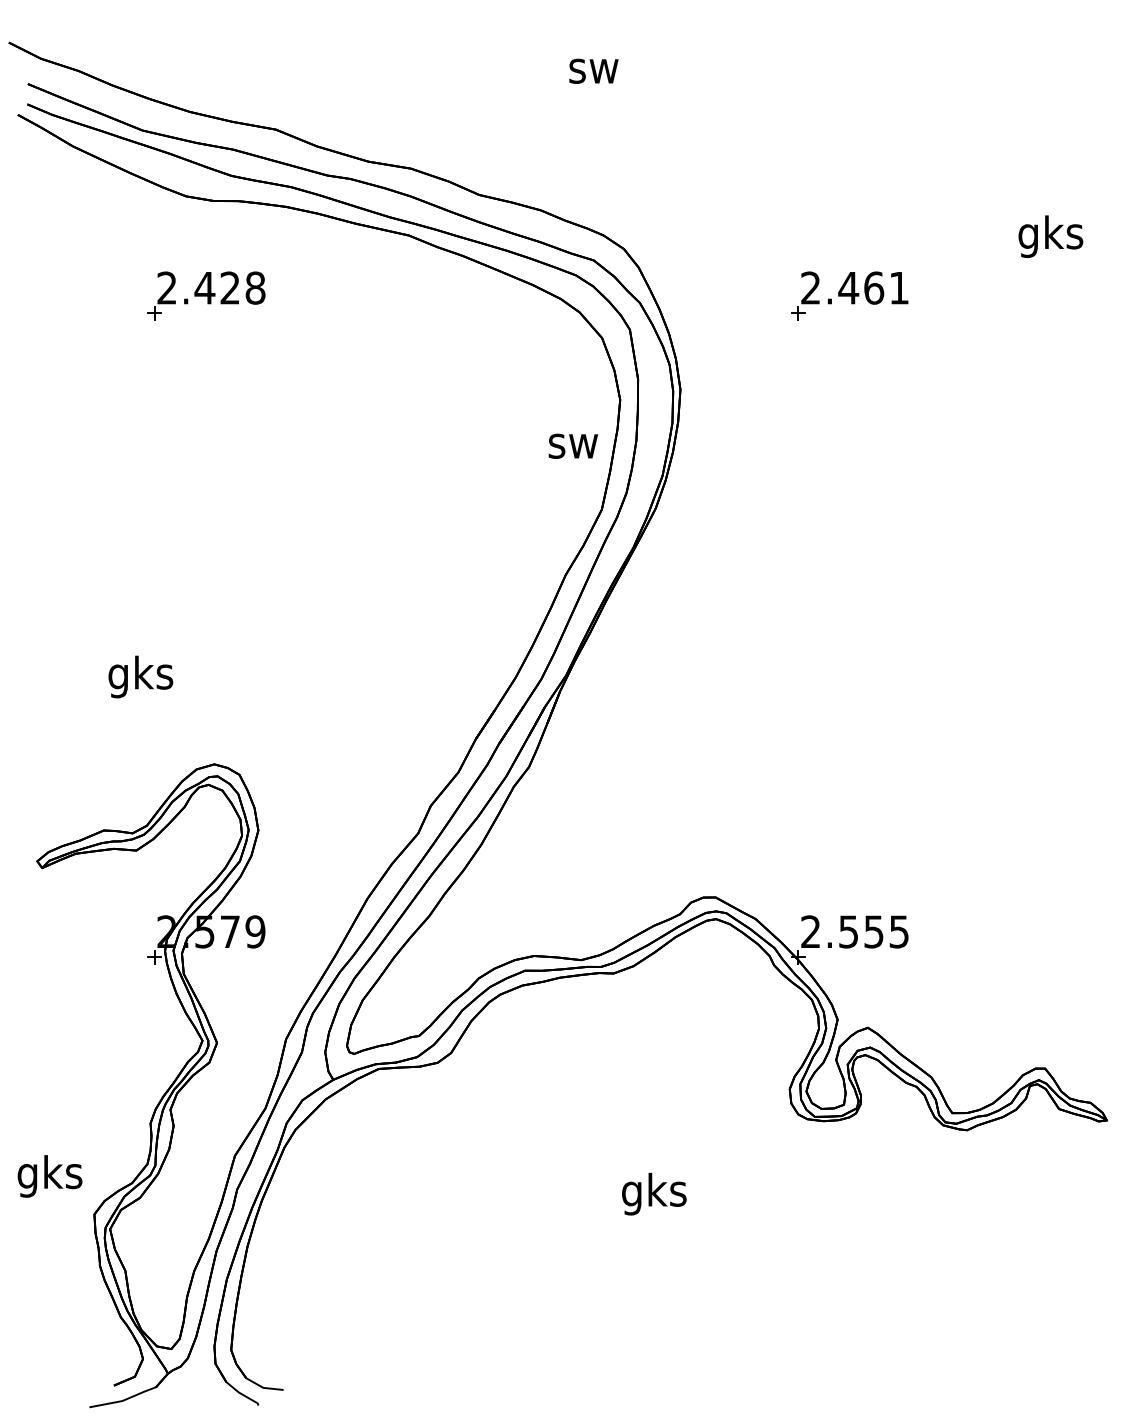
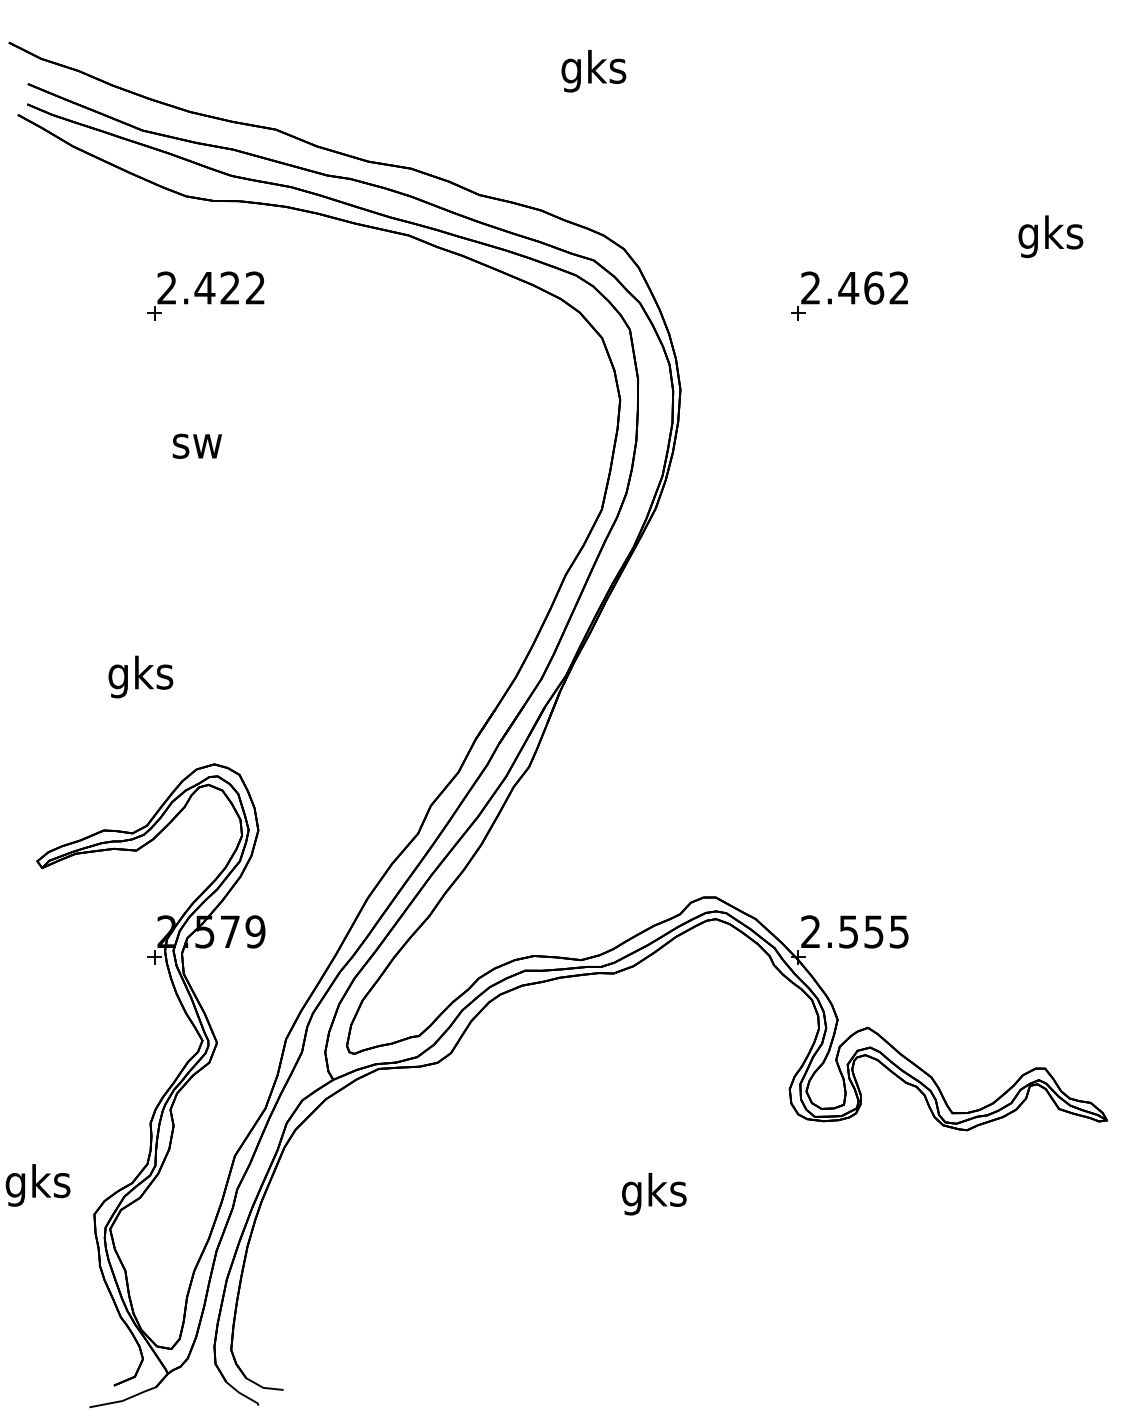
text: sw -> gks (593, 70)
text: 2.428 -> 2.422 (255, 287)
text: 2.461 -> 2.462 (898, 287)
text position: (572, 445) -> (196, 445) (196, 445)
text position: (49, 1176) -> (37, 1185) (37, 1185)
